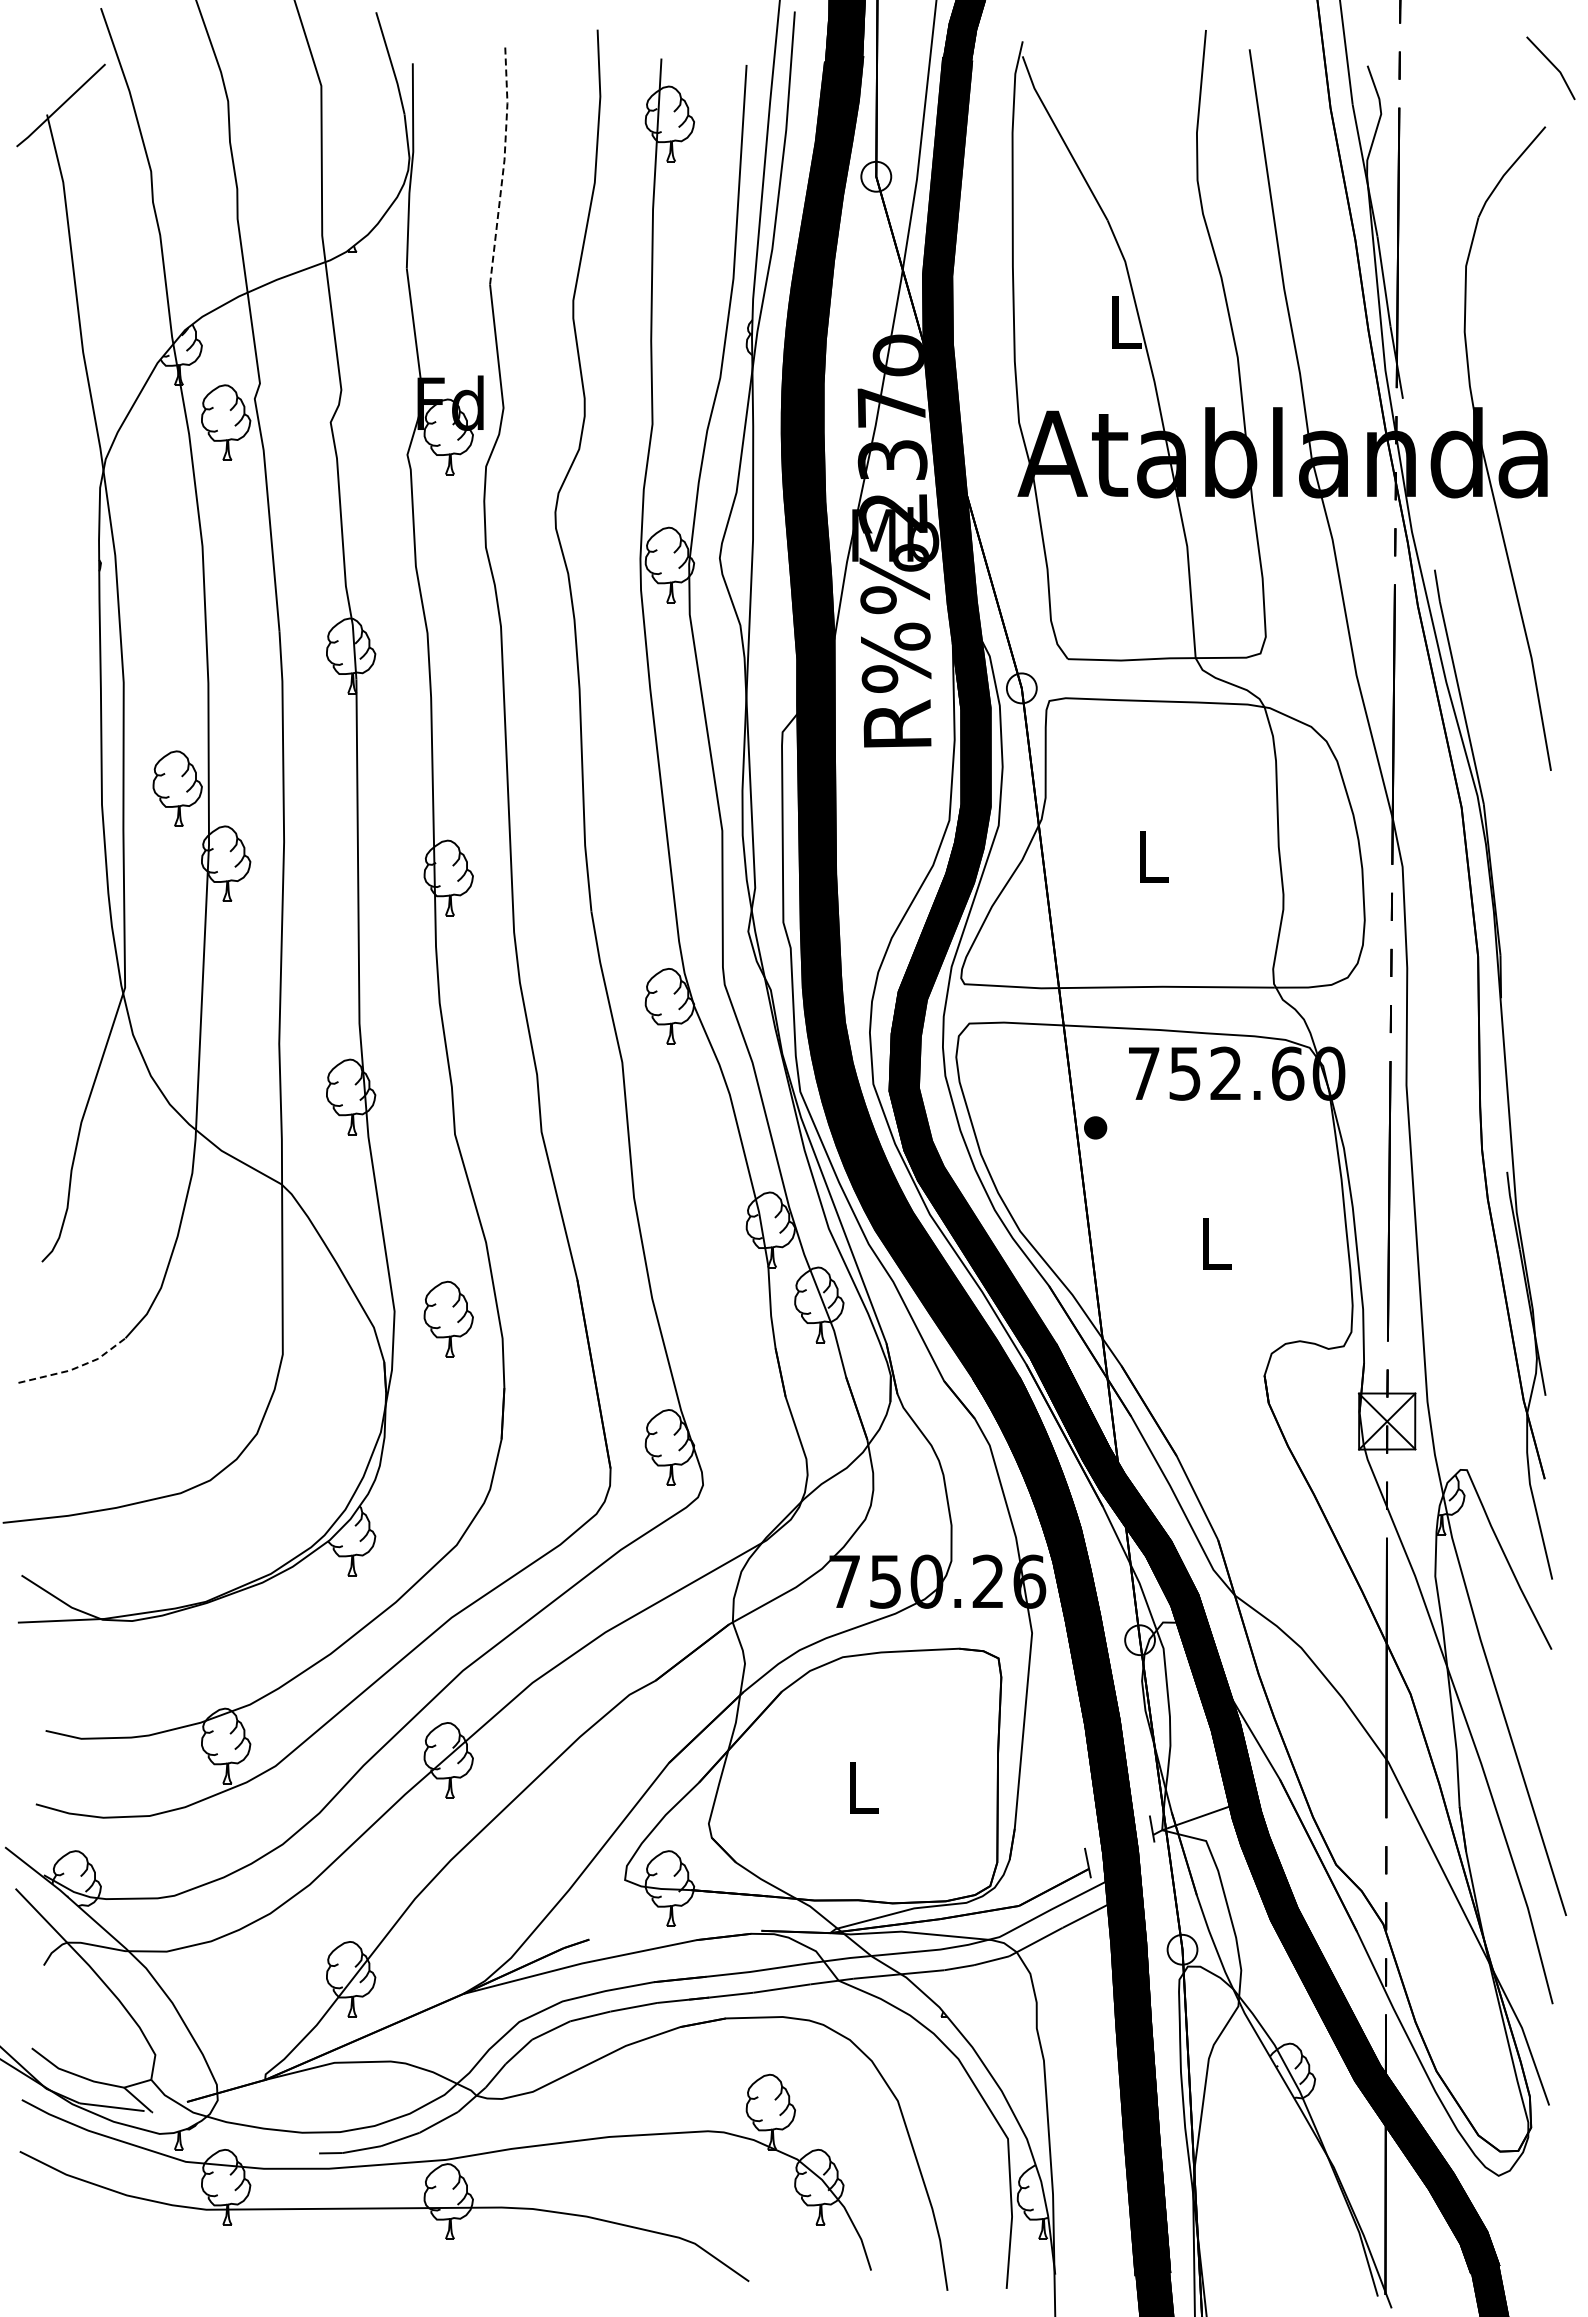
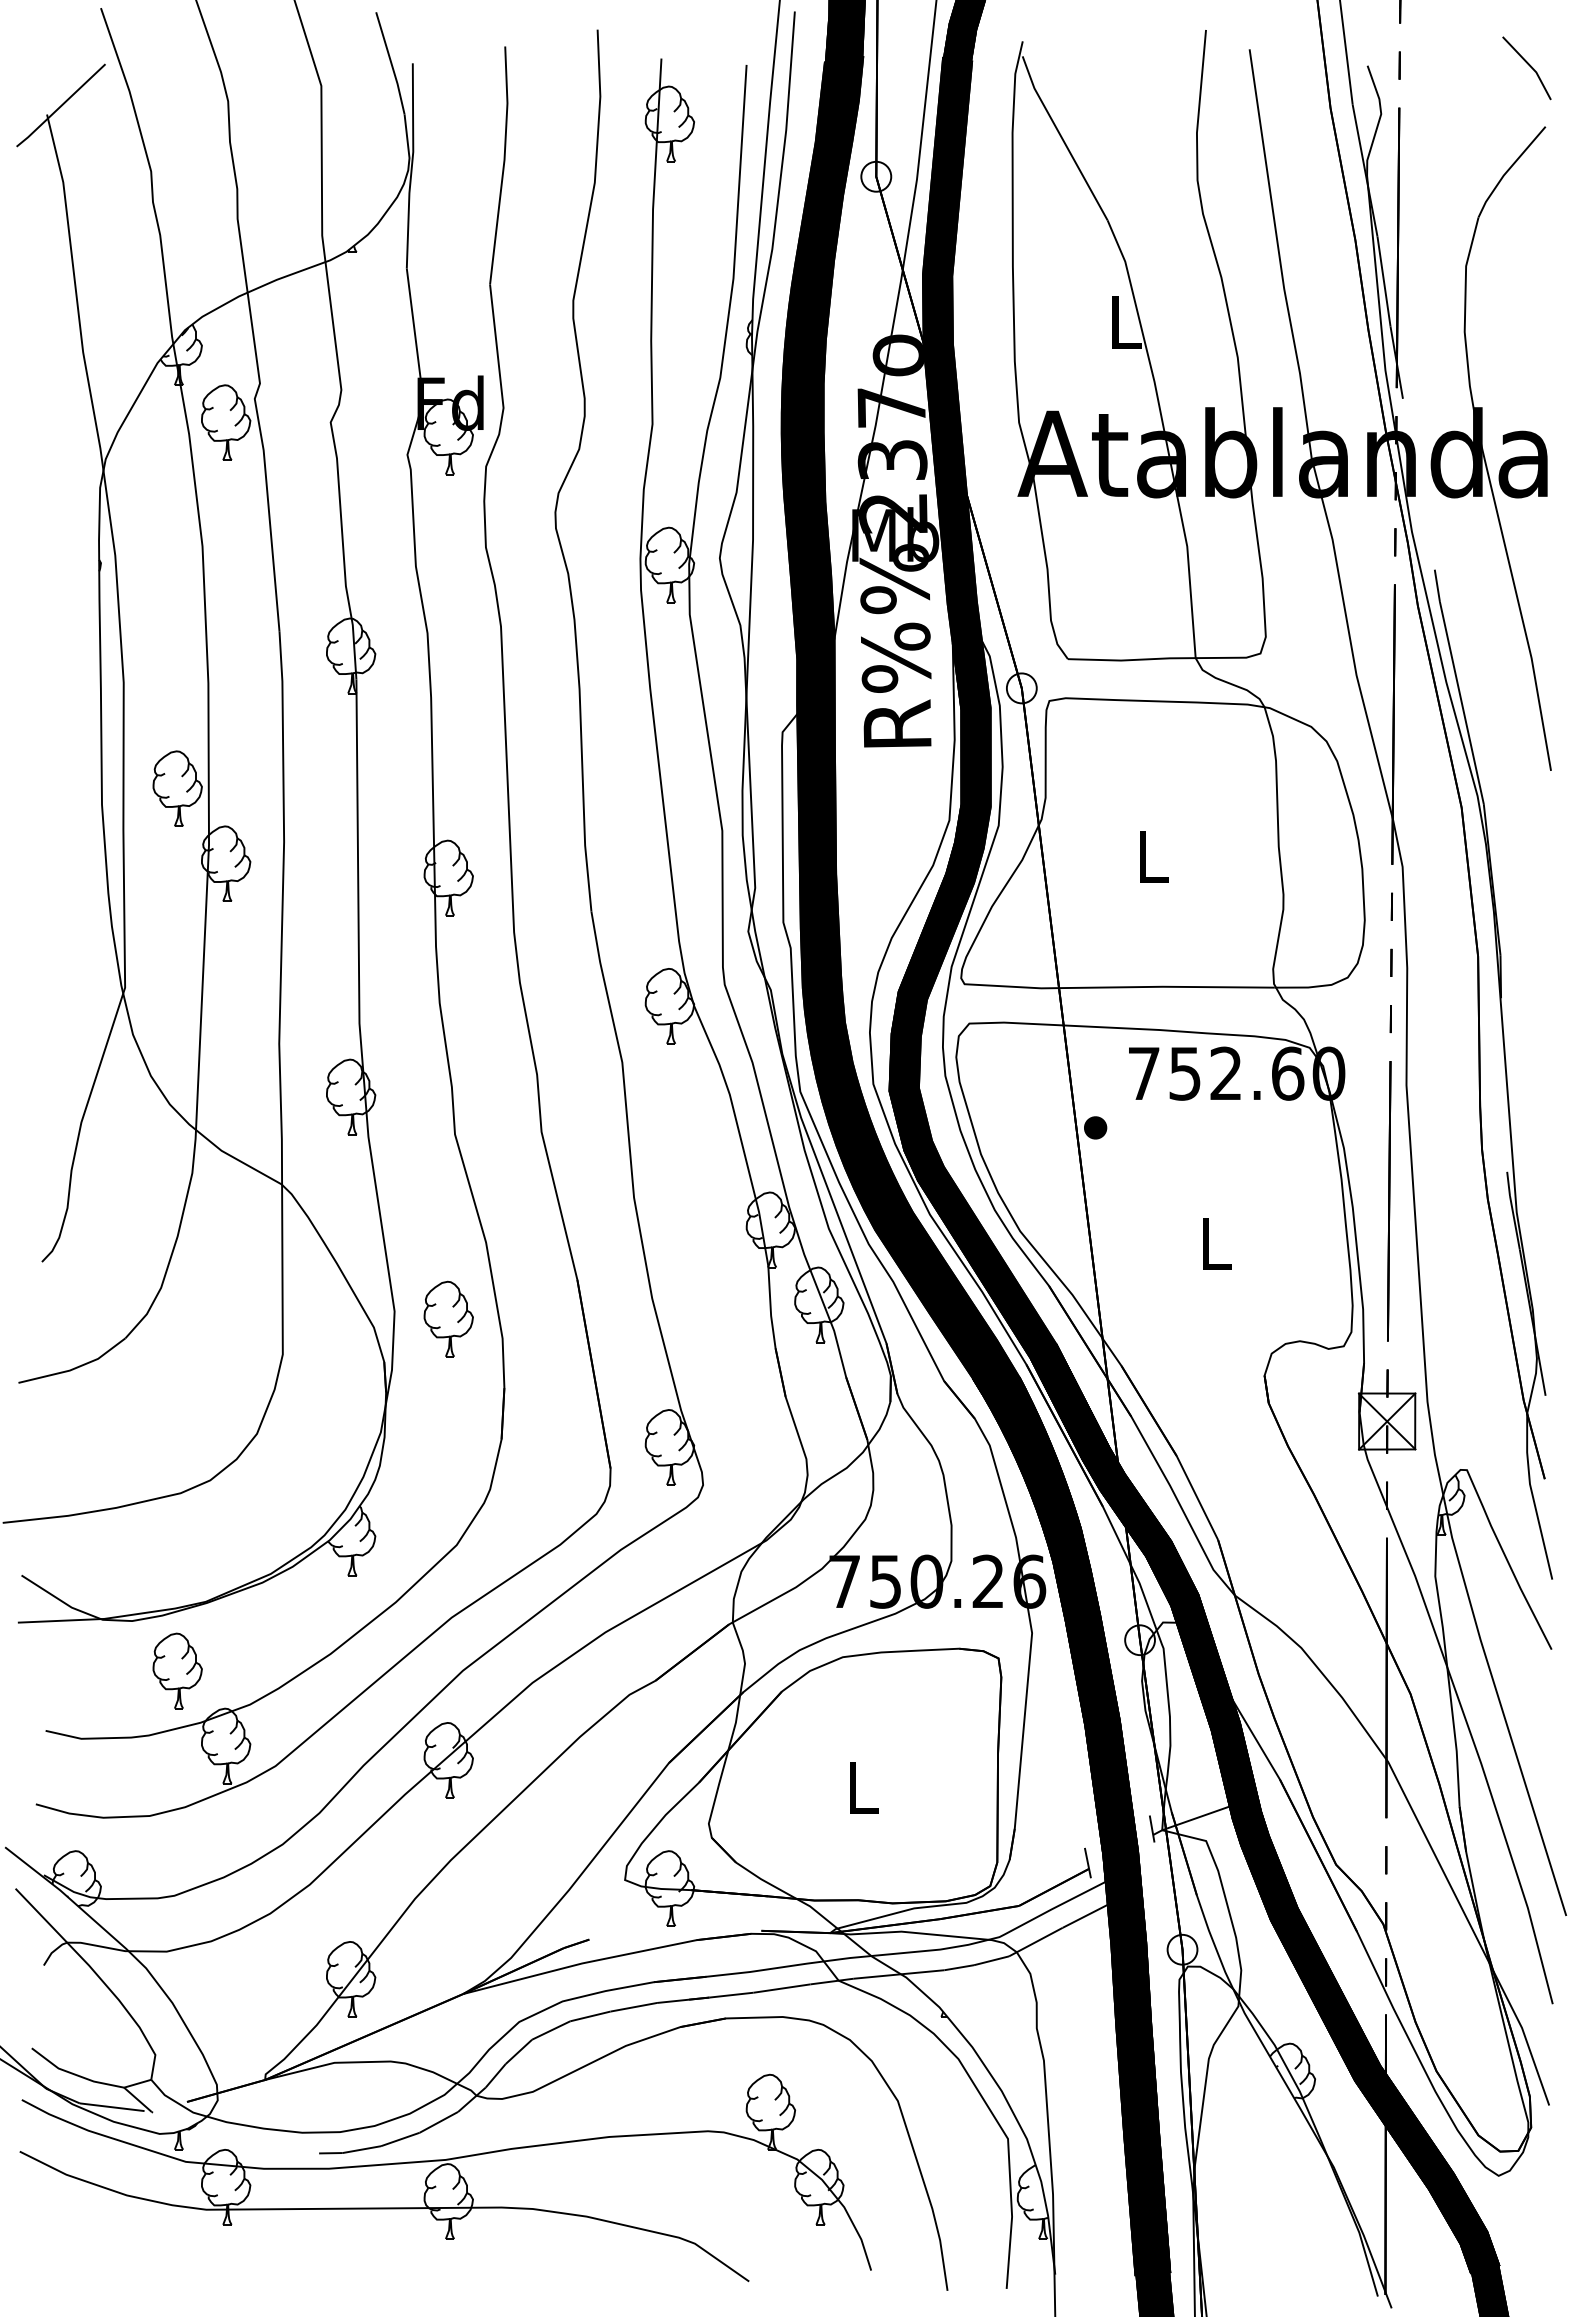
line position: (1552, 65) -> (1528, 65) (1528, 65)
line: dashed -> solid (503, 164)
line: dashed -> solid (76, 1367)
part: none -> present (177, 1670)
